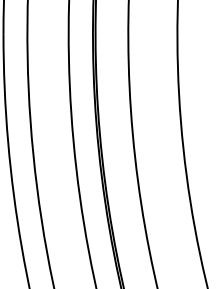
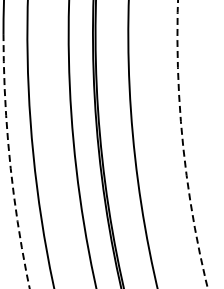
arc: solid -> dashed (183, 145)
arc: solid -> dashed (10, 162)
